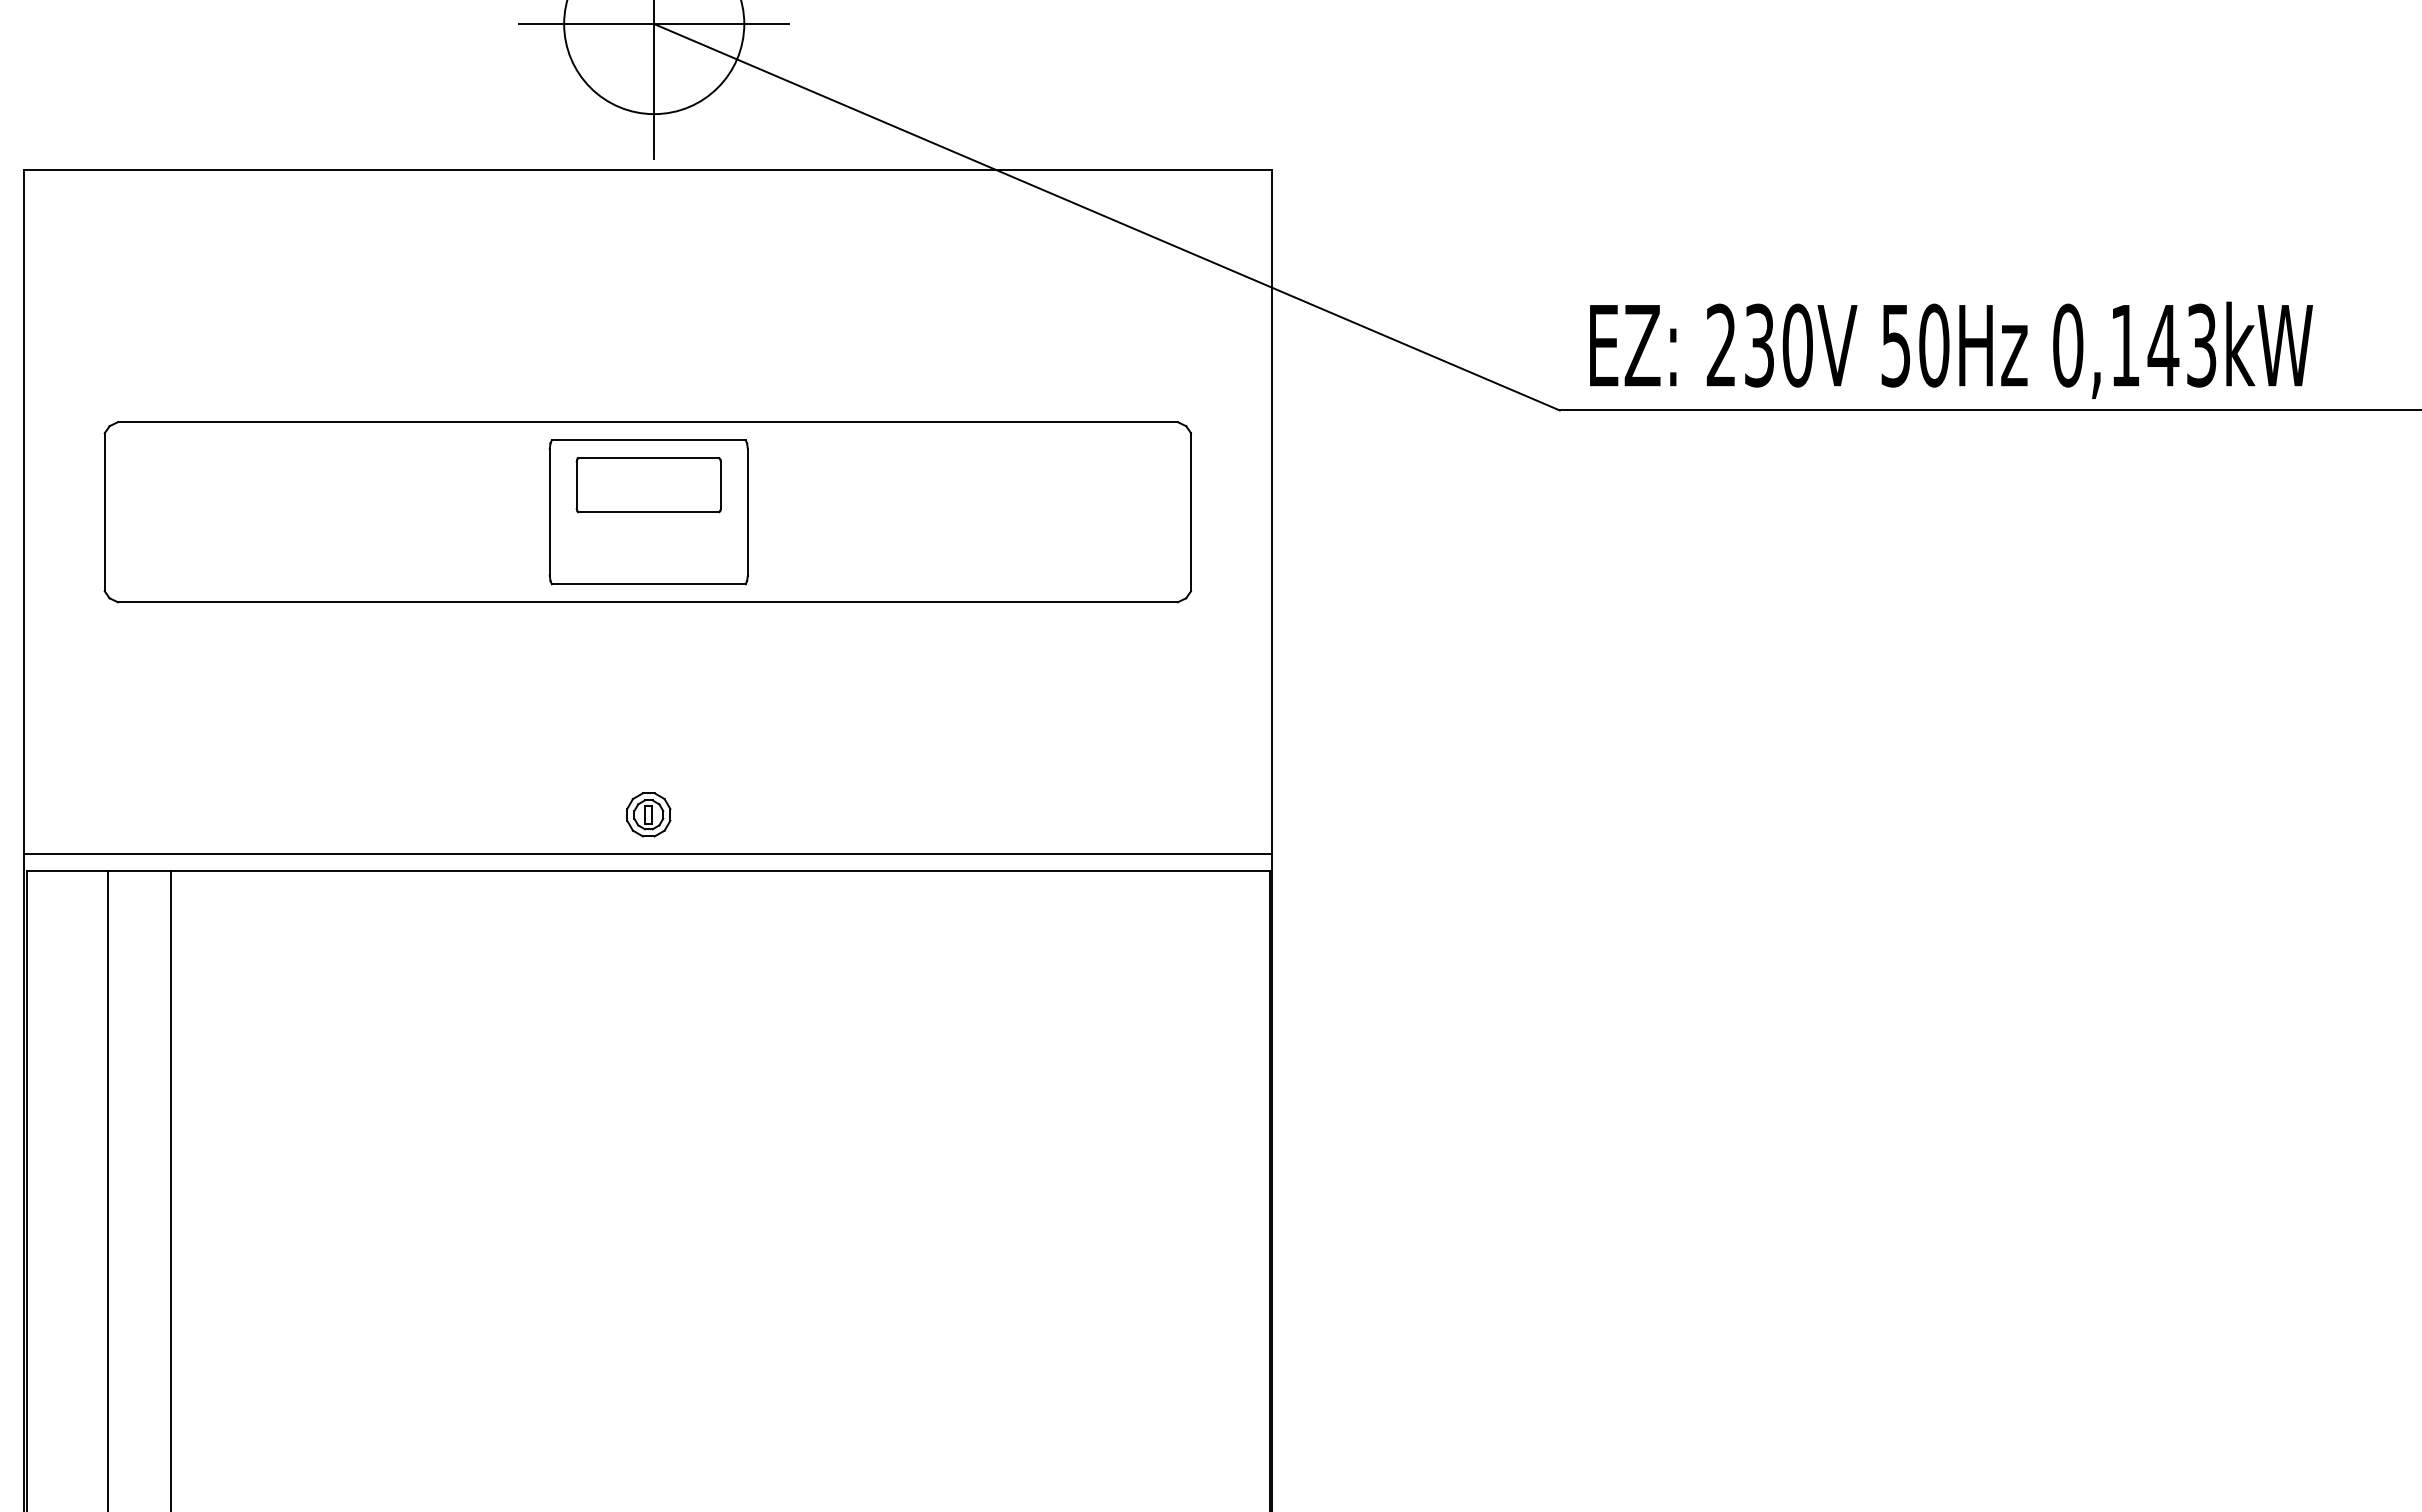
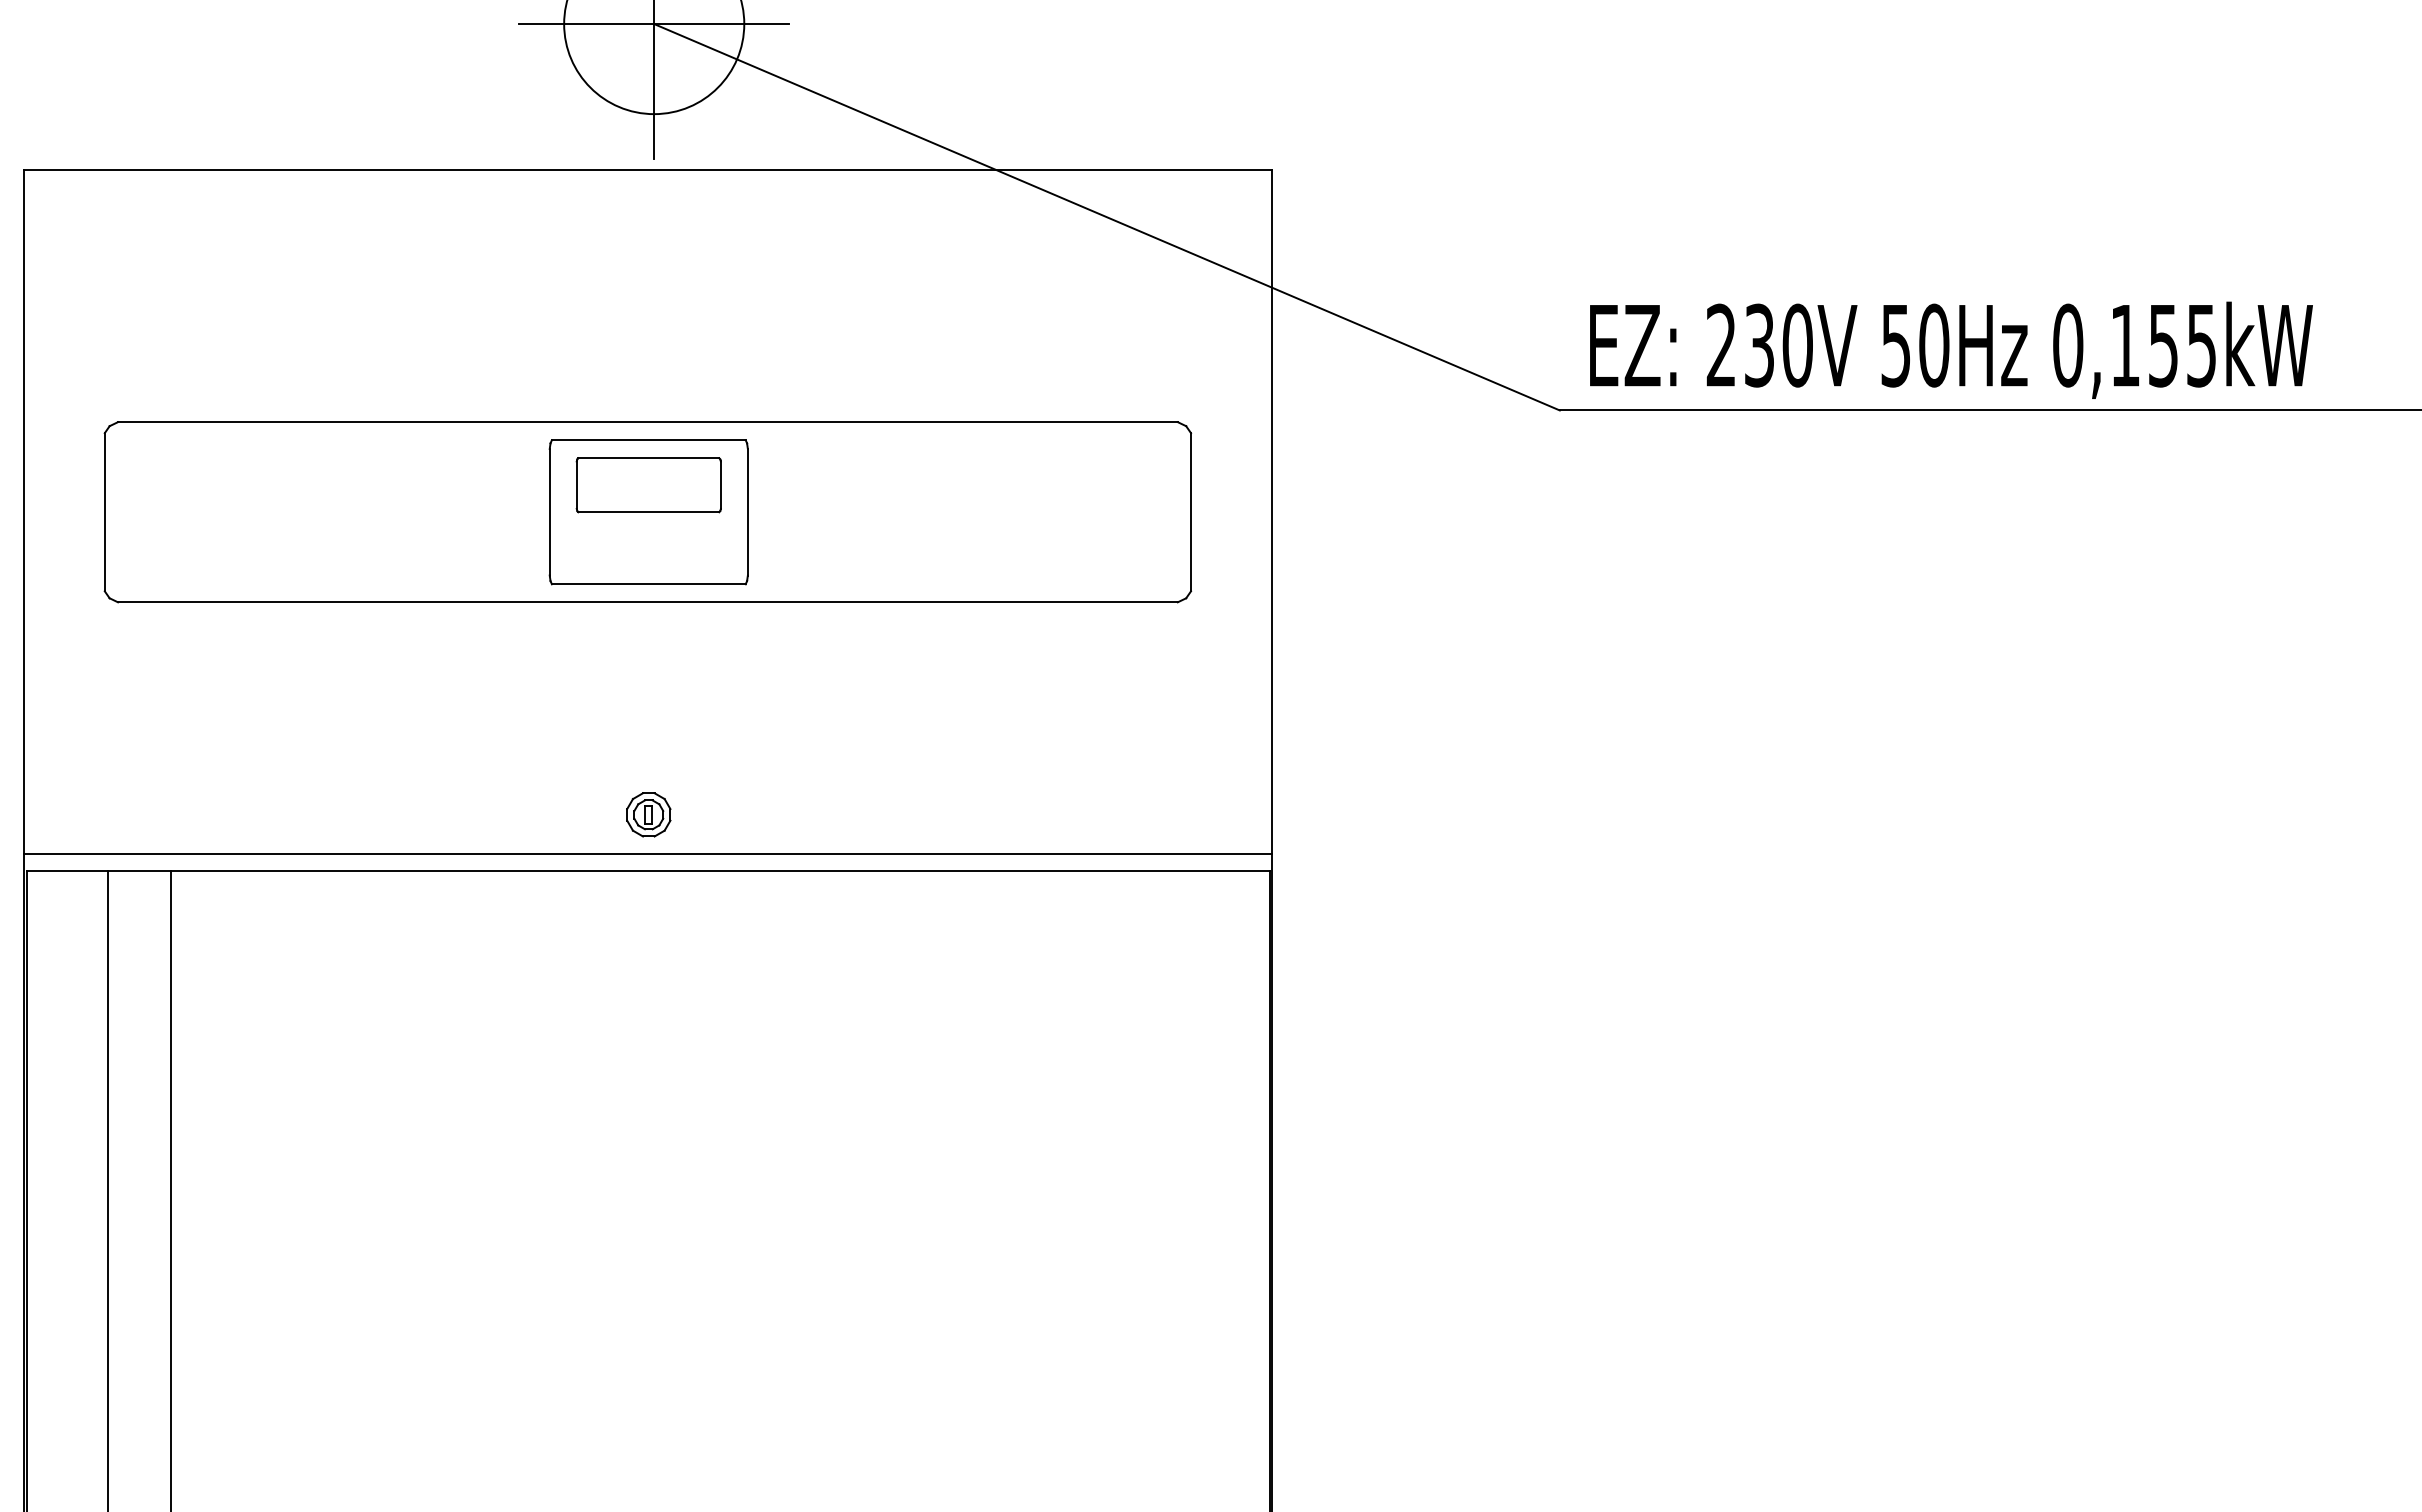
text: 0,143kW -> 0,155kW (2181, 345)
